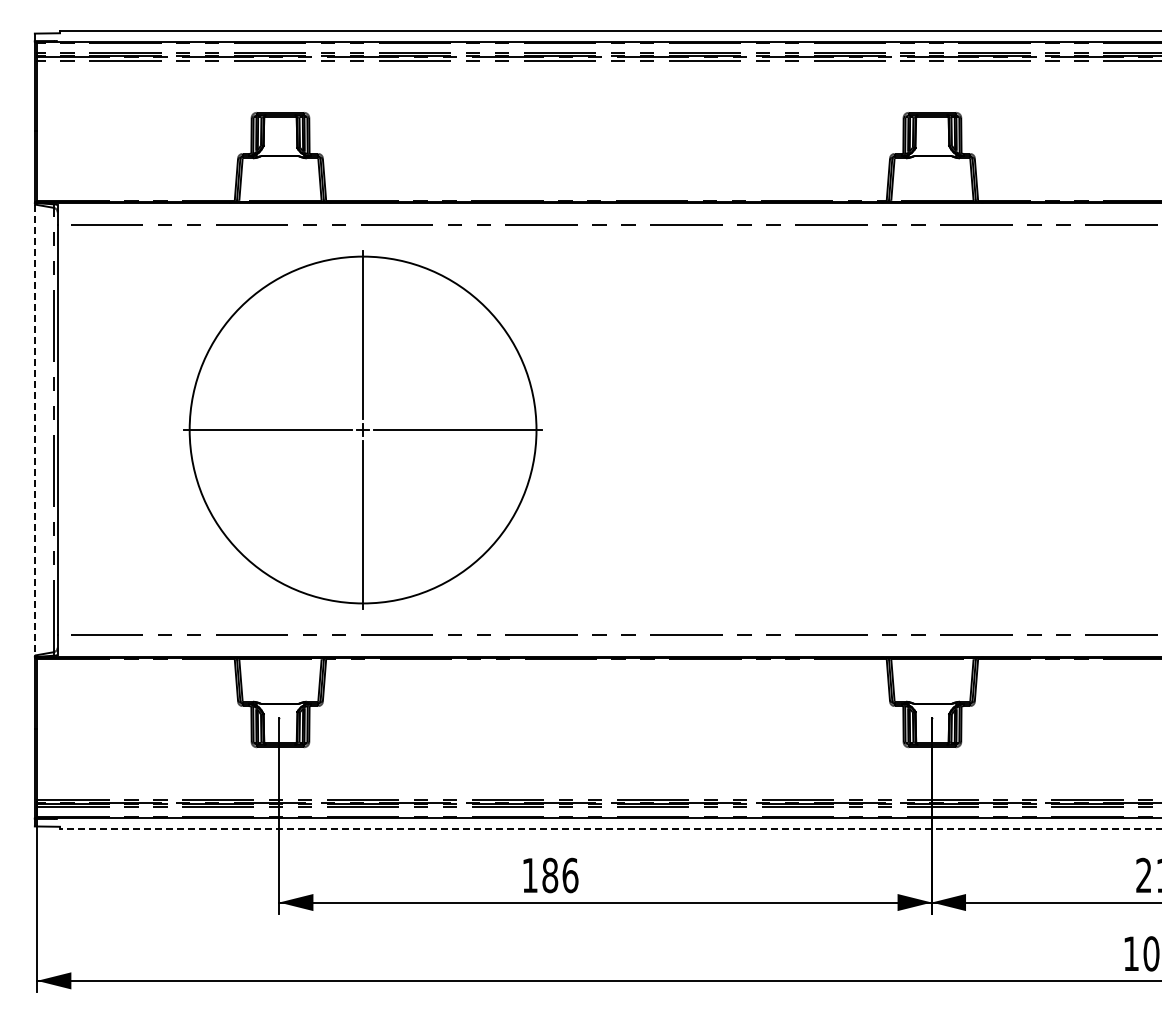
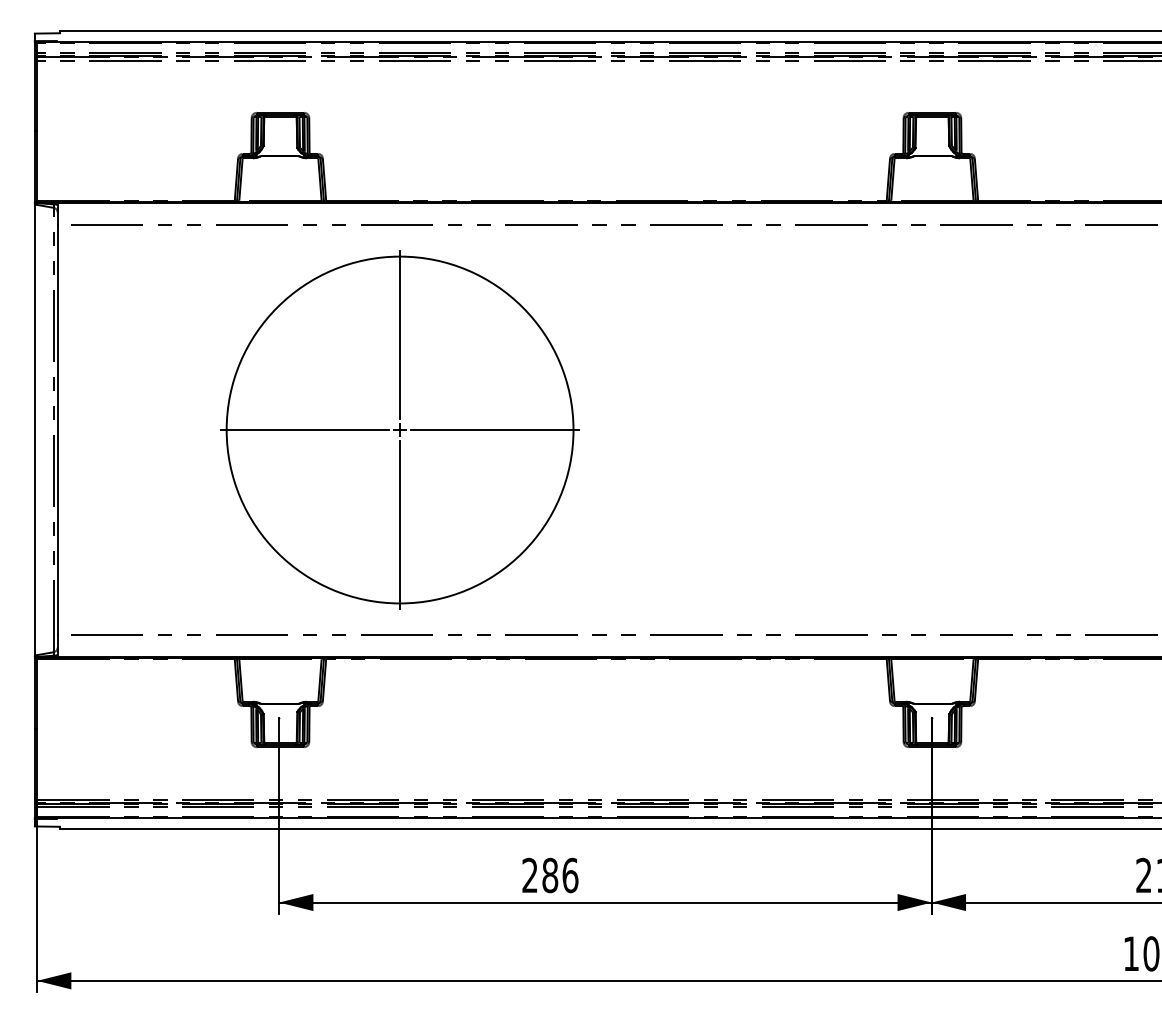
part position: (362, 429) -> (399, 429) (399, 429)
line: dashed -> solid (34, 430)
line: dashed -> solid (610, 829)
text: 186 -> 286 (529, 874)
